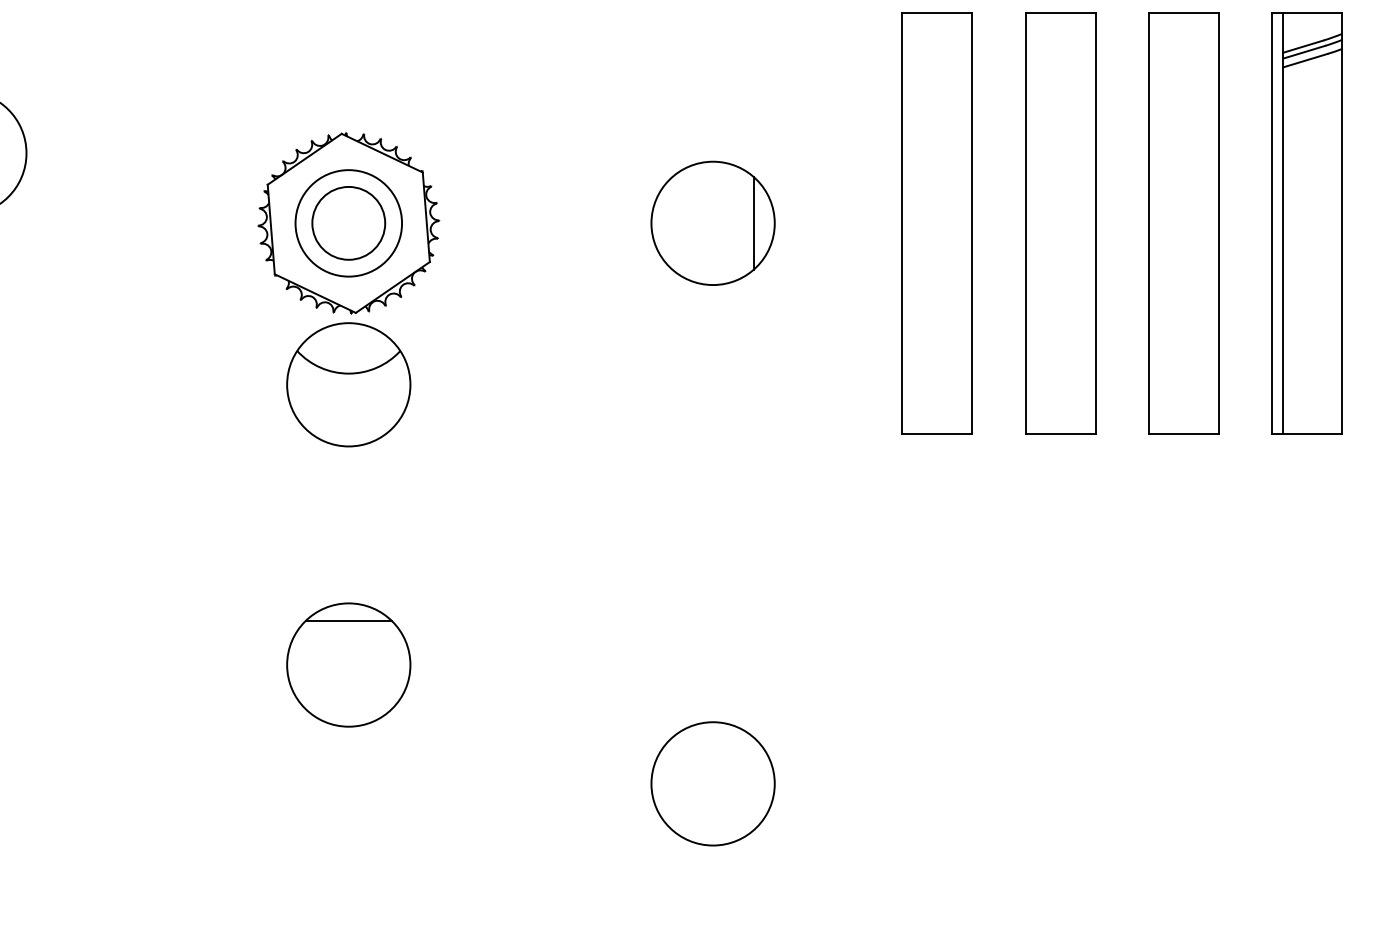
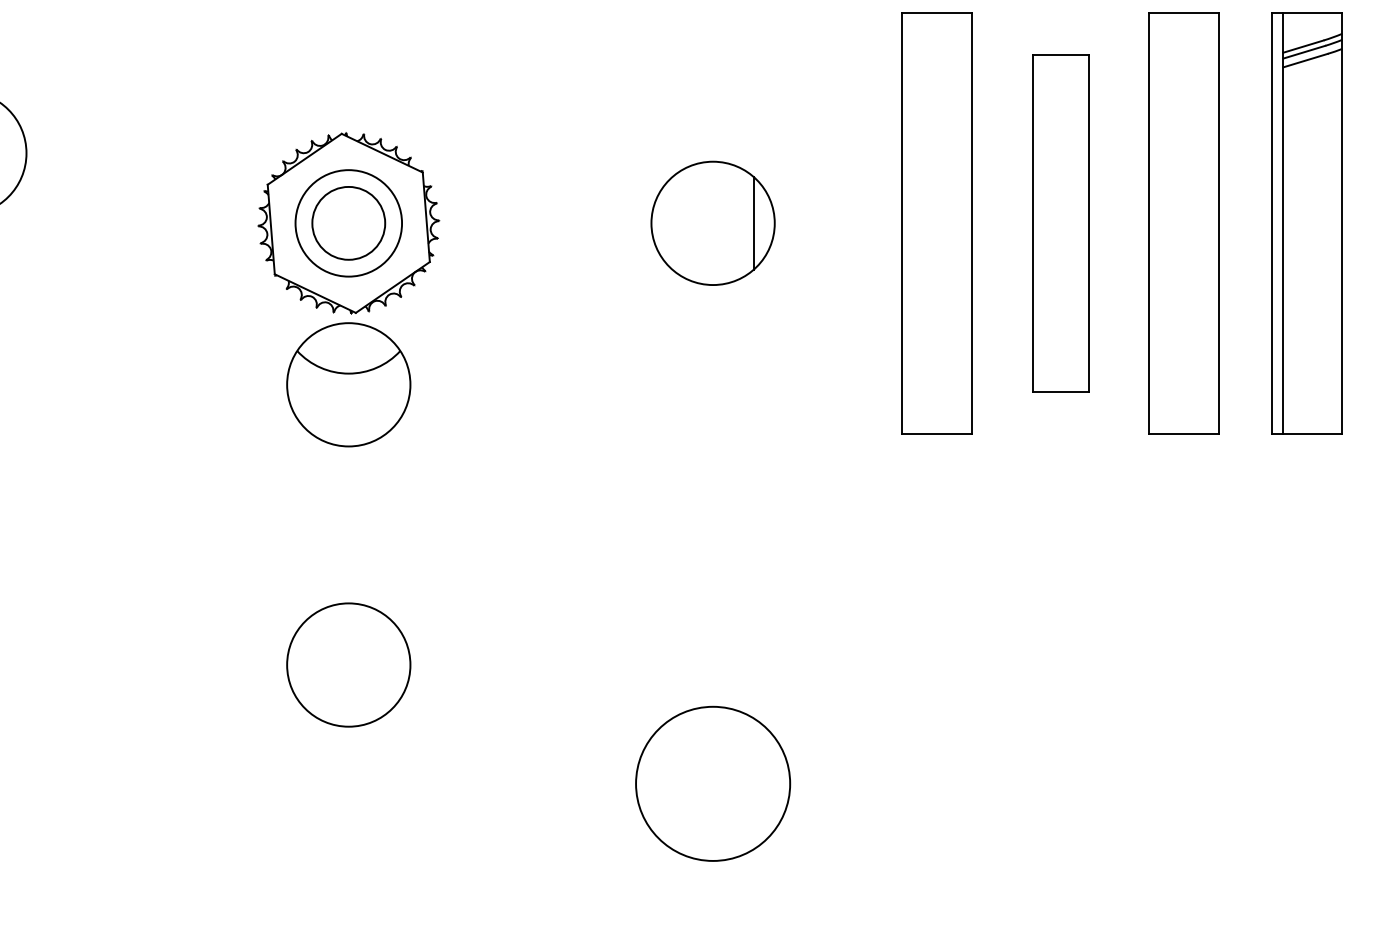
part size: 72x423 px -> 58x339 px (1060, 223)
line: present -> none (348, 621)
circle diameter: 123 px -> 154 px (713, 783)
